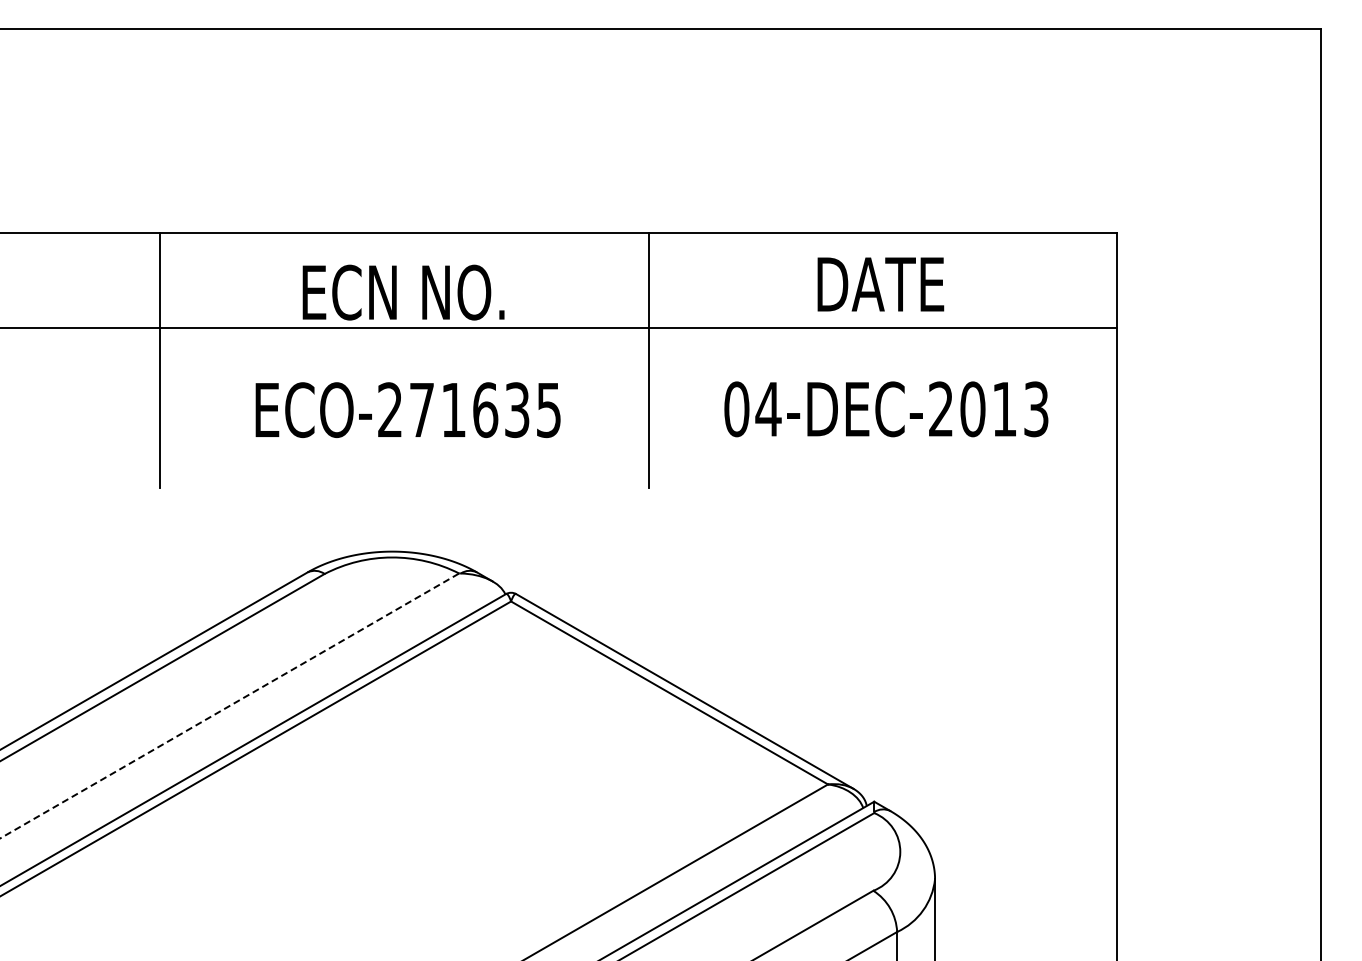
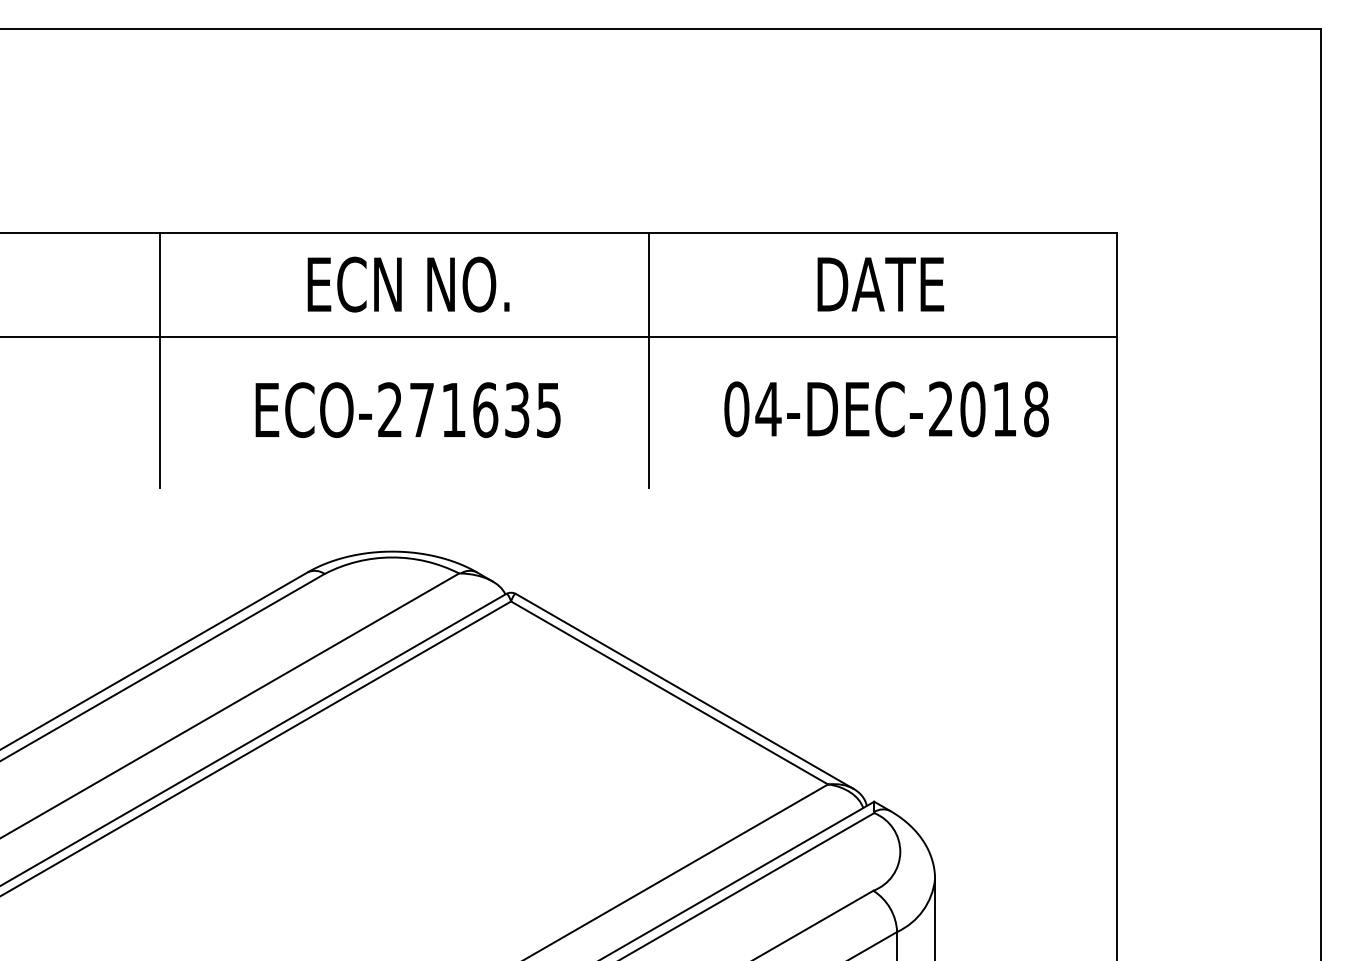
text position: (403, 292) -> (408, 284) (408, 284)
line position: (559, 327) -> (559, 336) (559, 336)
text: 04-DEC-2013 -> 04-DEC-2018 (1036, 409)
line: dashed -> solid (229, 705)
